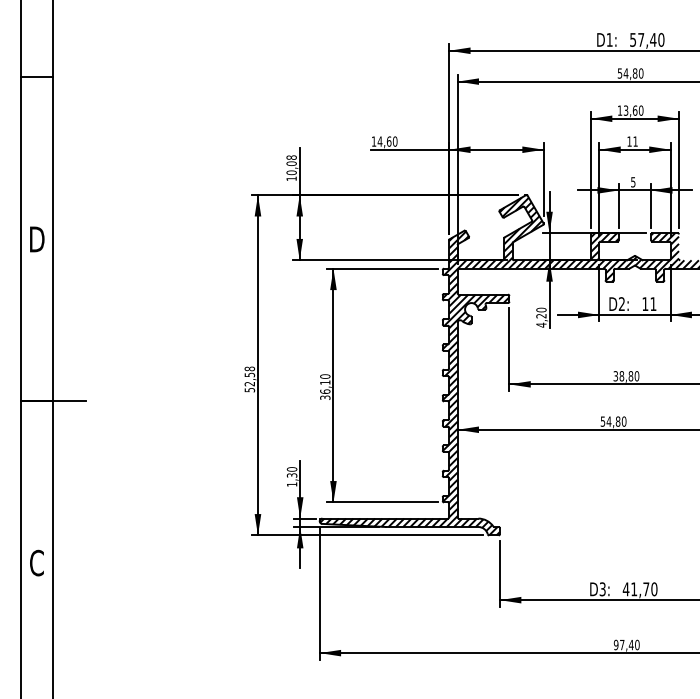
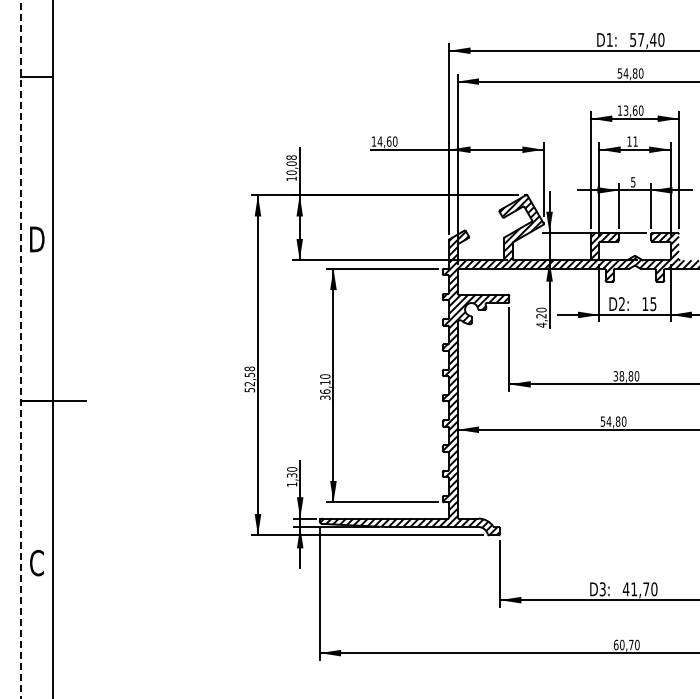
text: 11 -> 15 (653, 304)
line: solid -> dashed (20, 349)
text: 97,40 -> 60,70 (623, 644)
